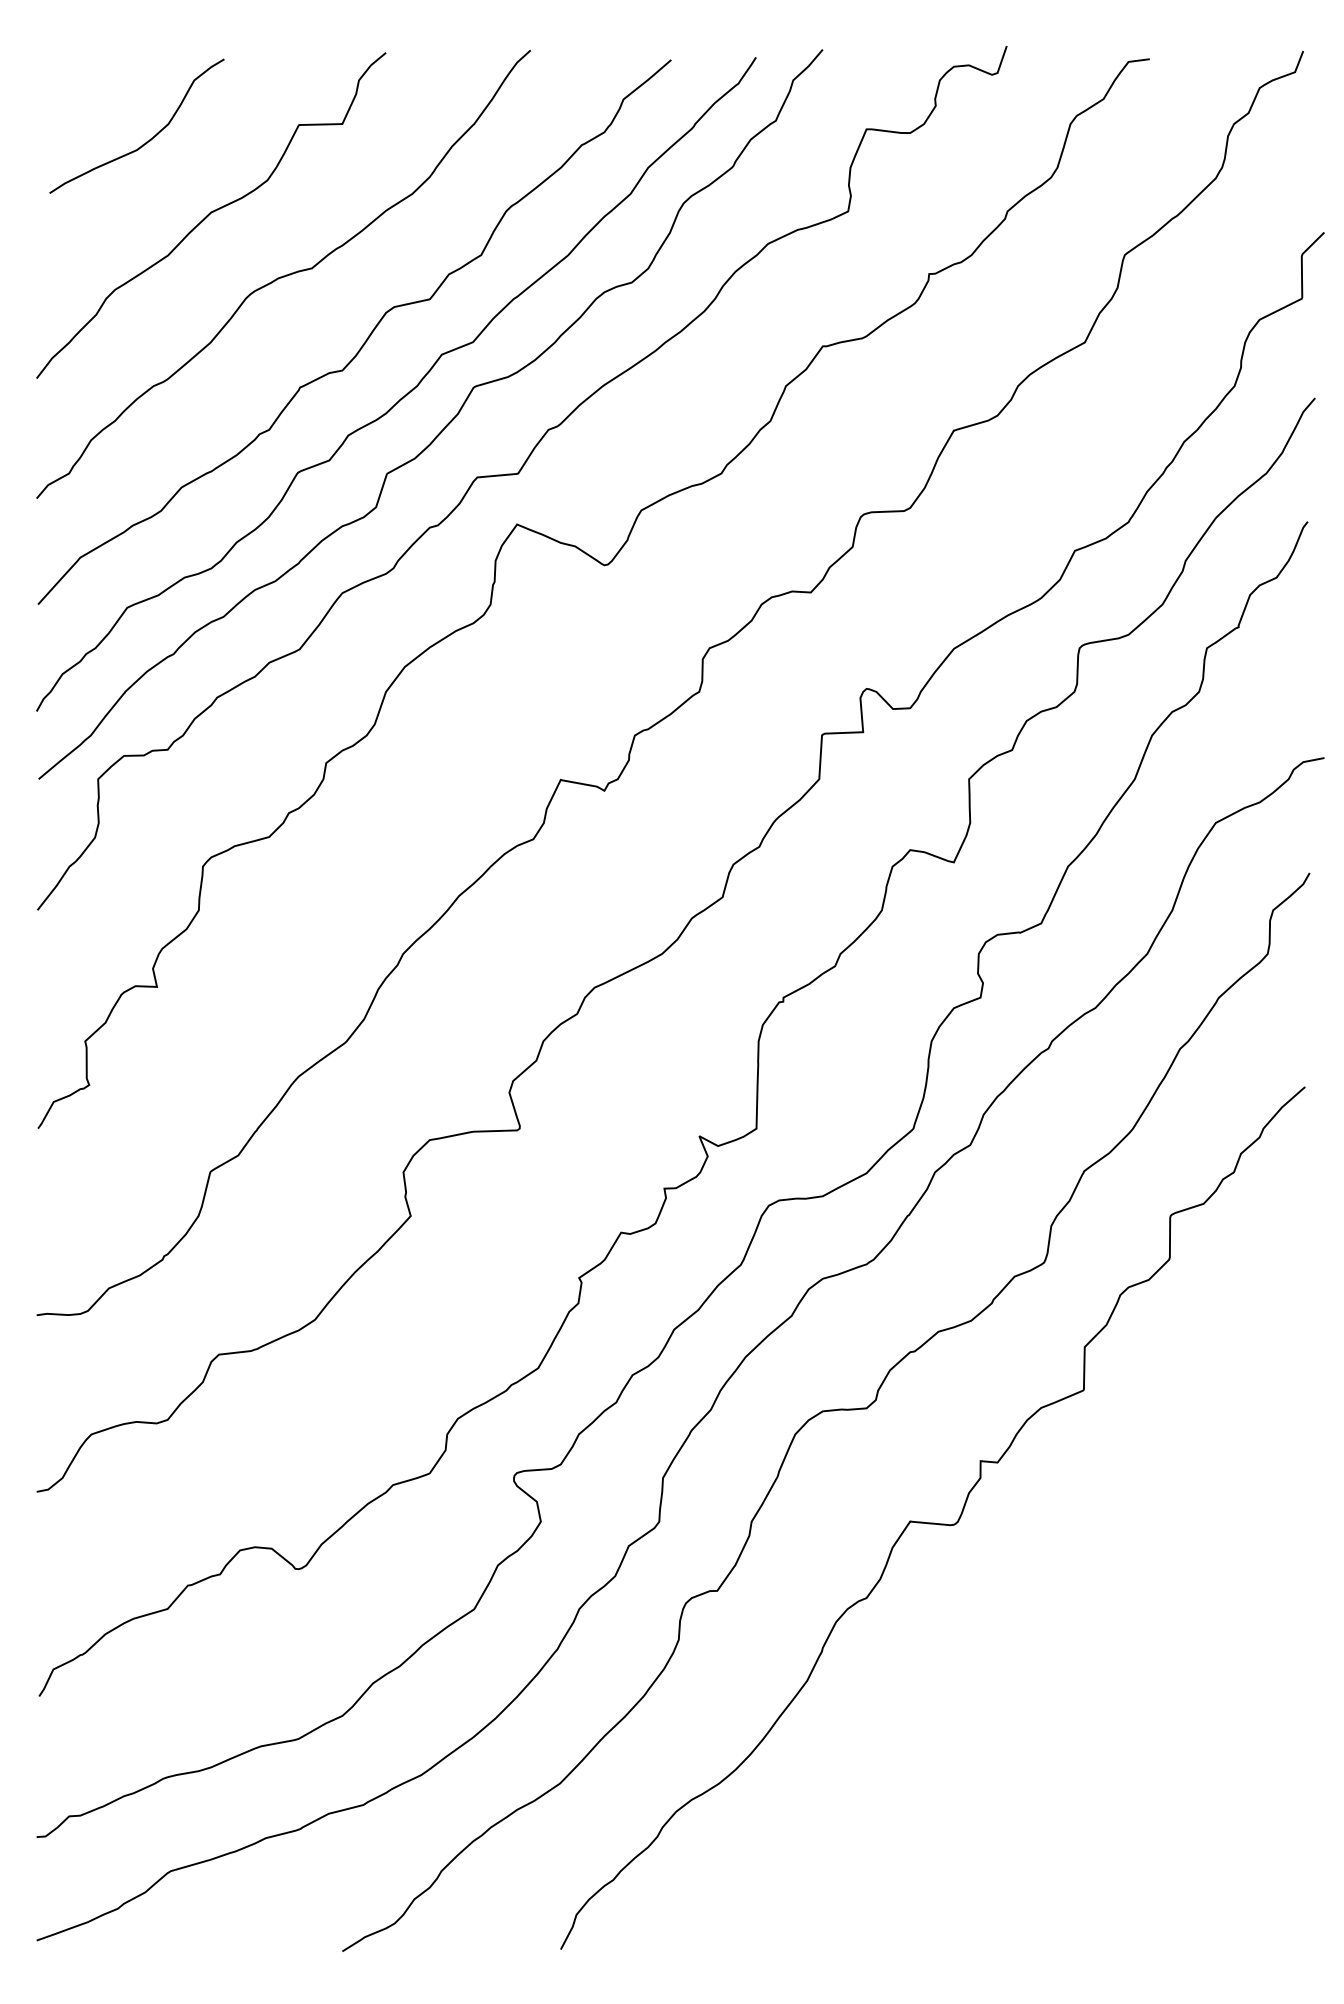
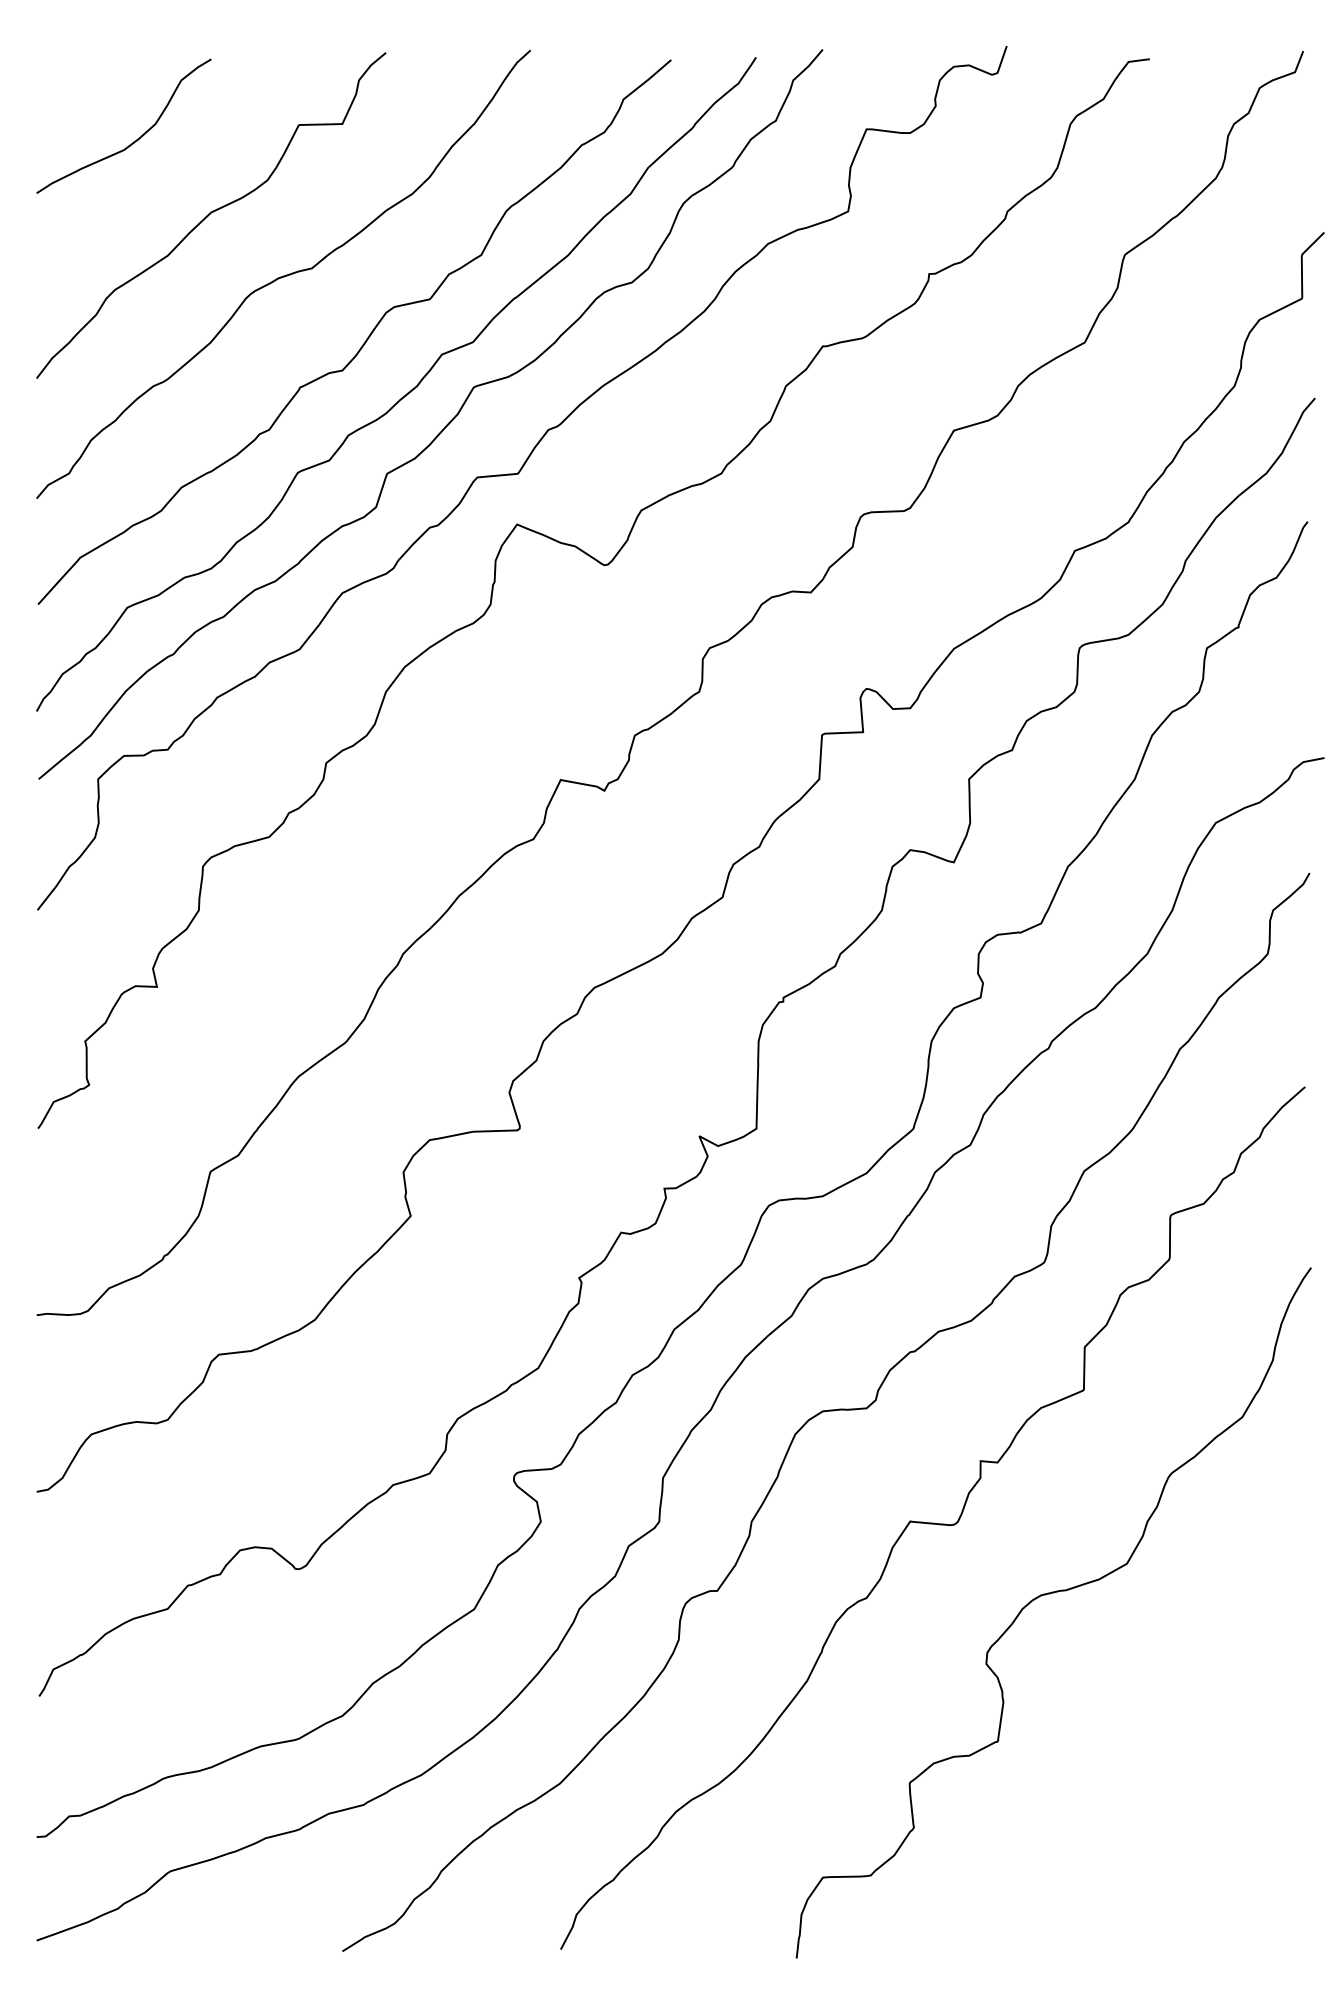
curve position: (146, 141) -> (133, 141) (133, 141)
curve: none -> present (1049, 1594)
